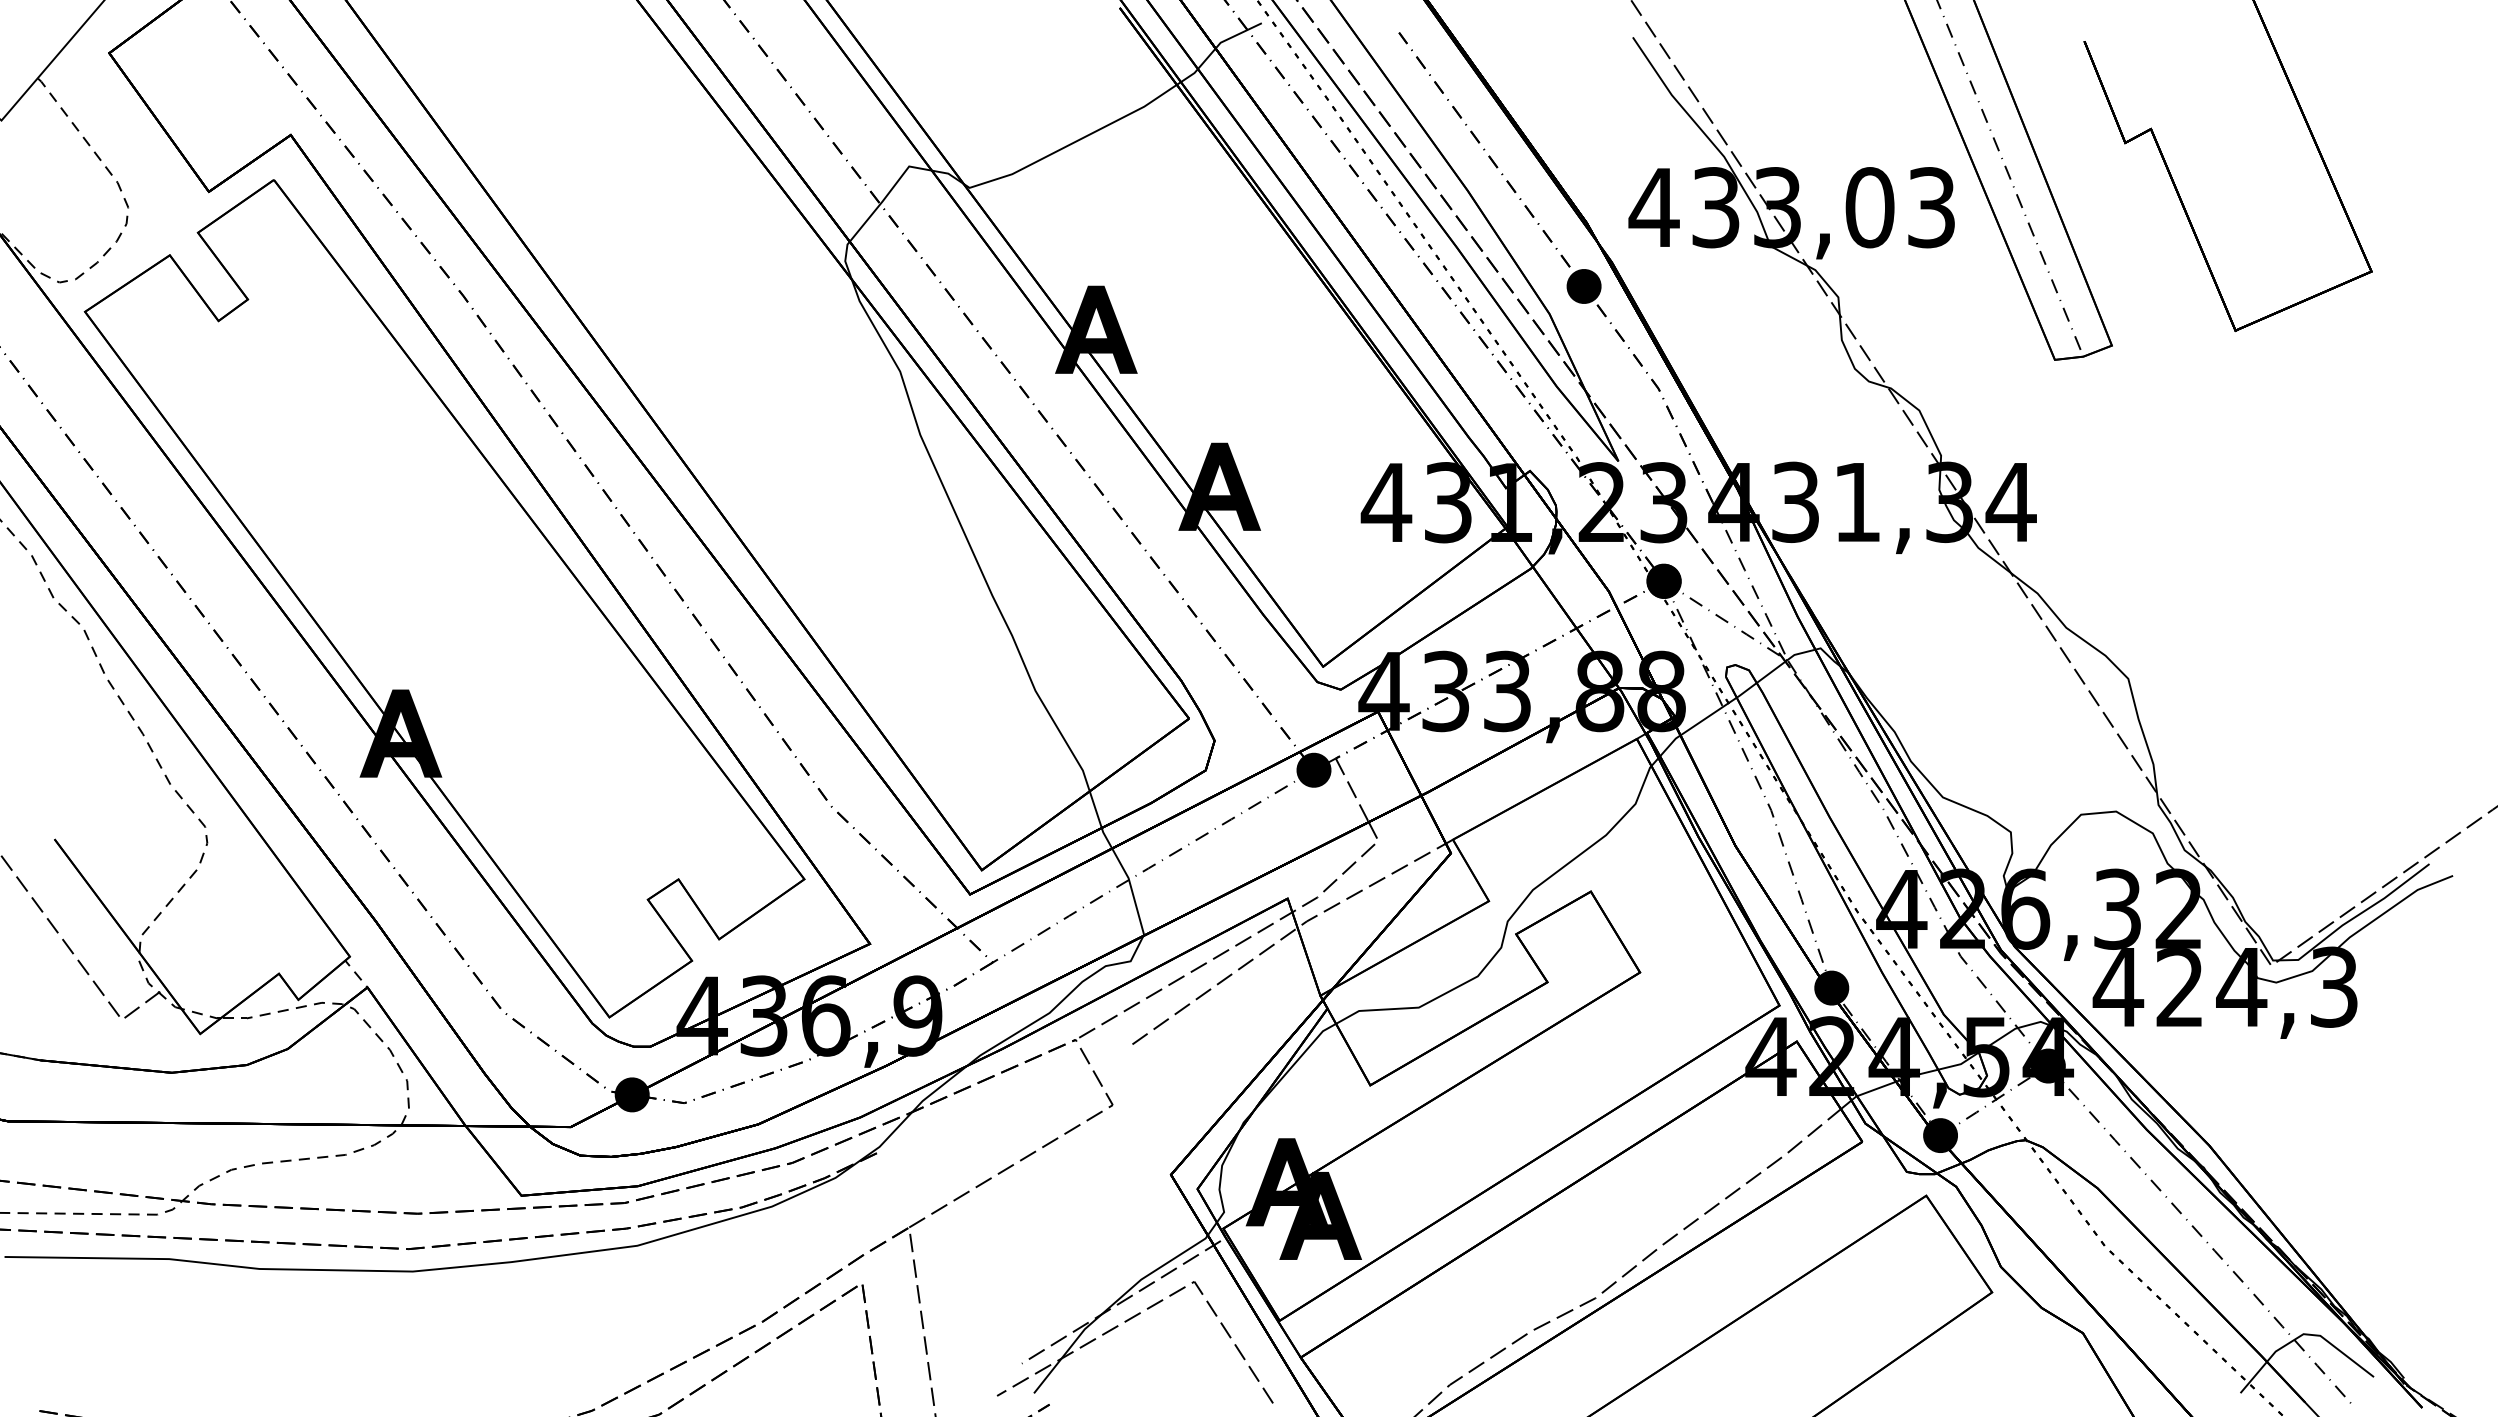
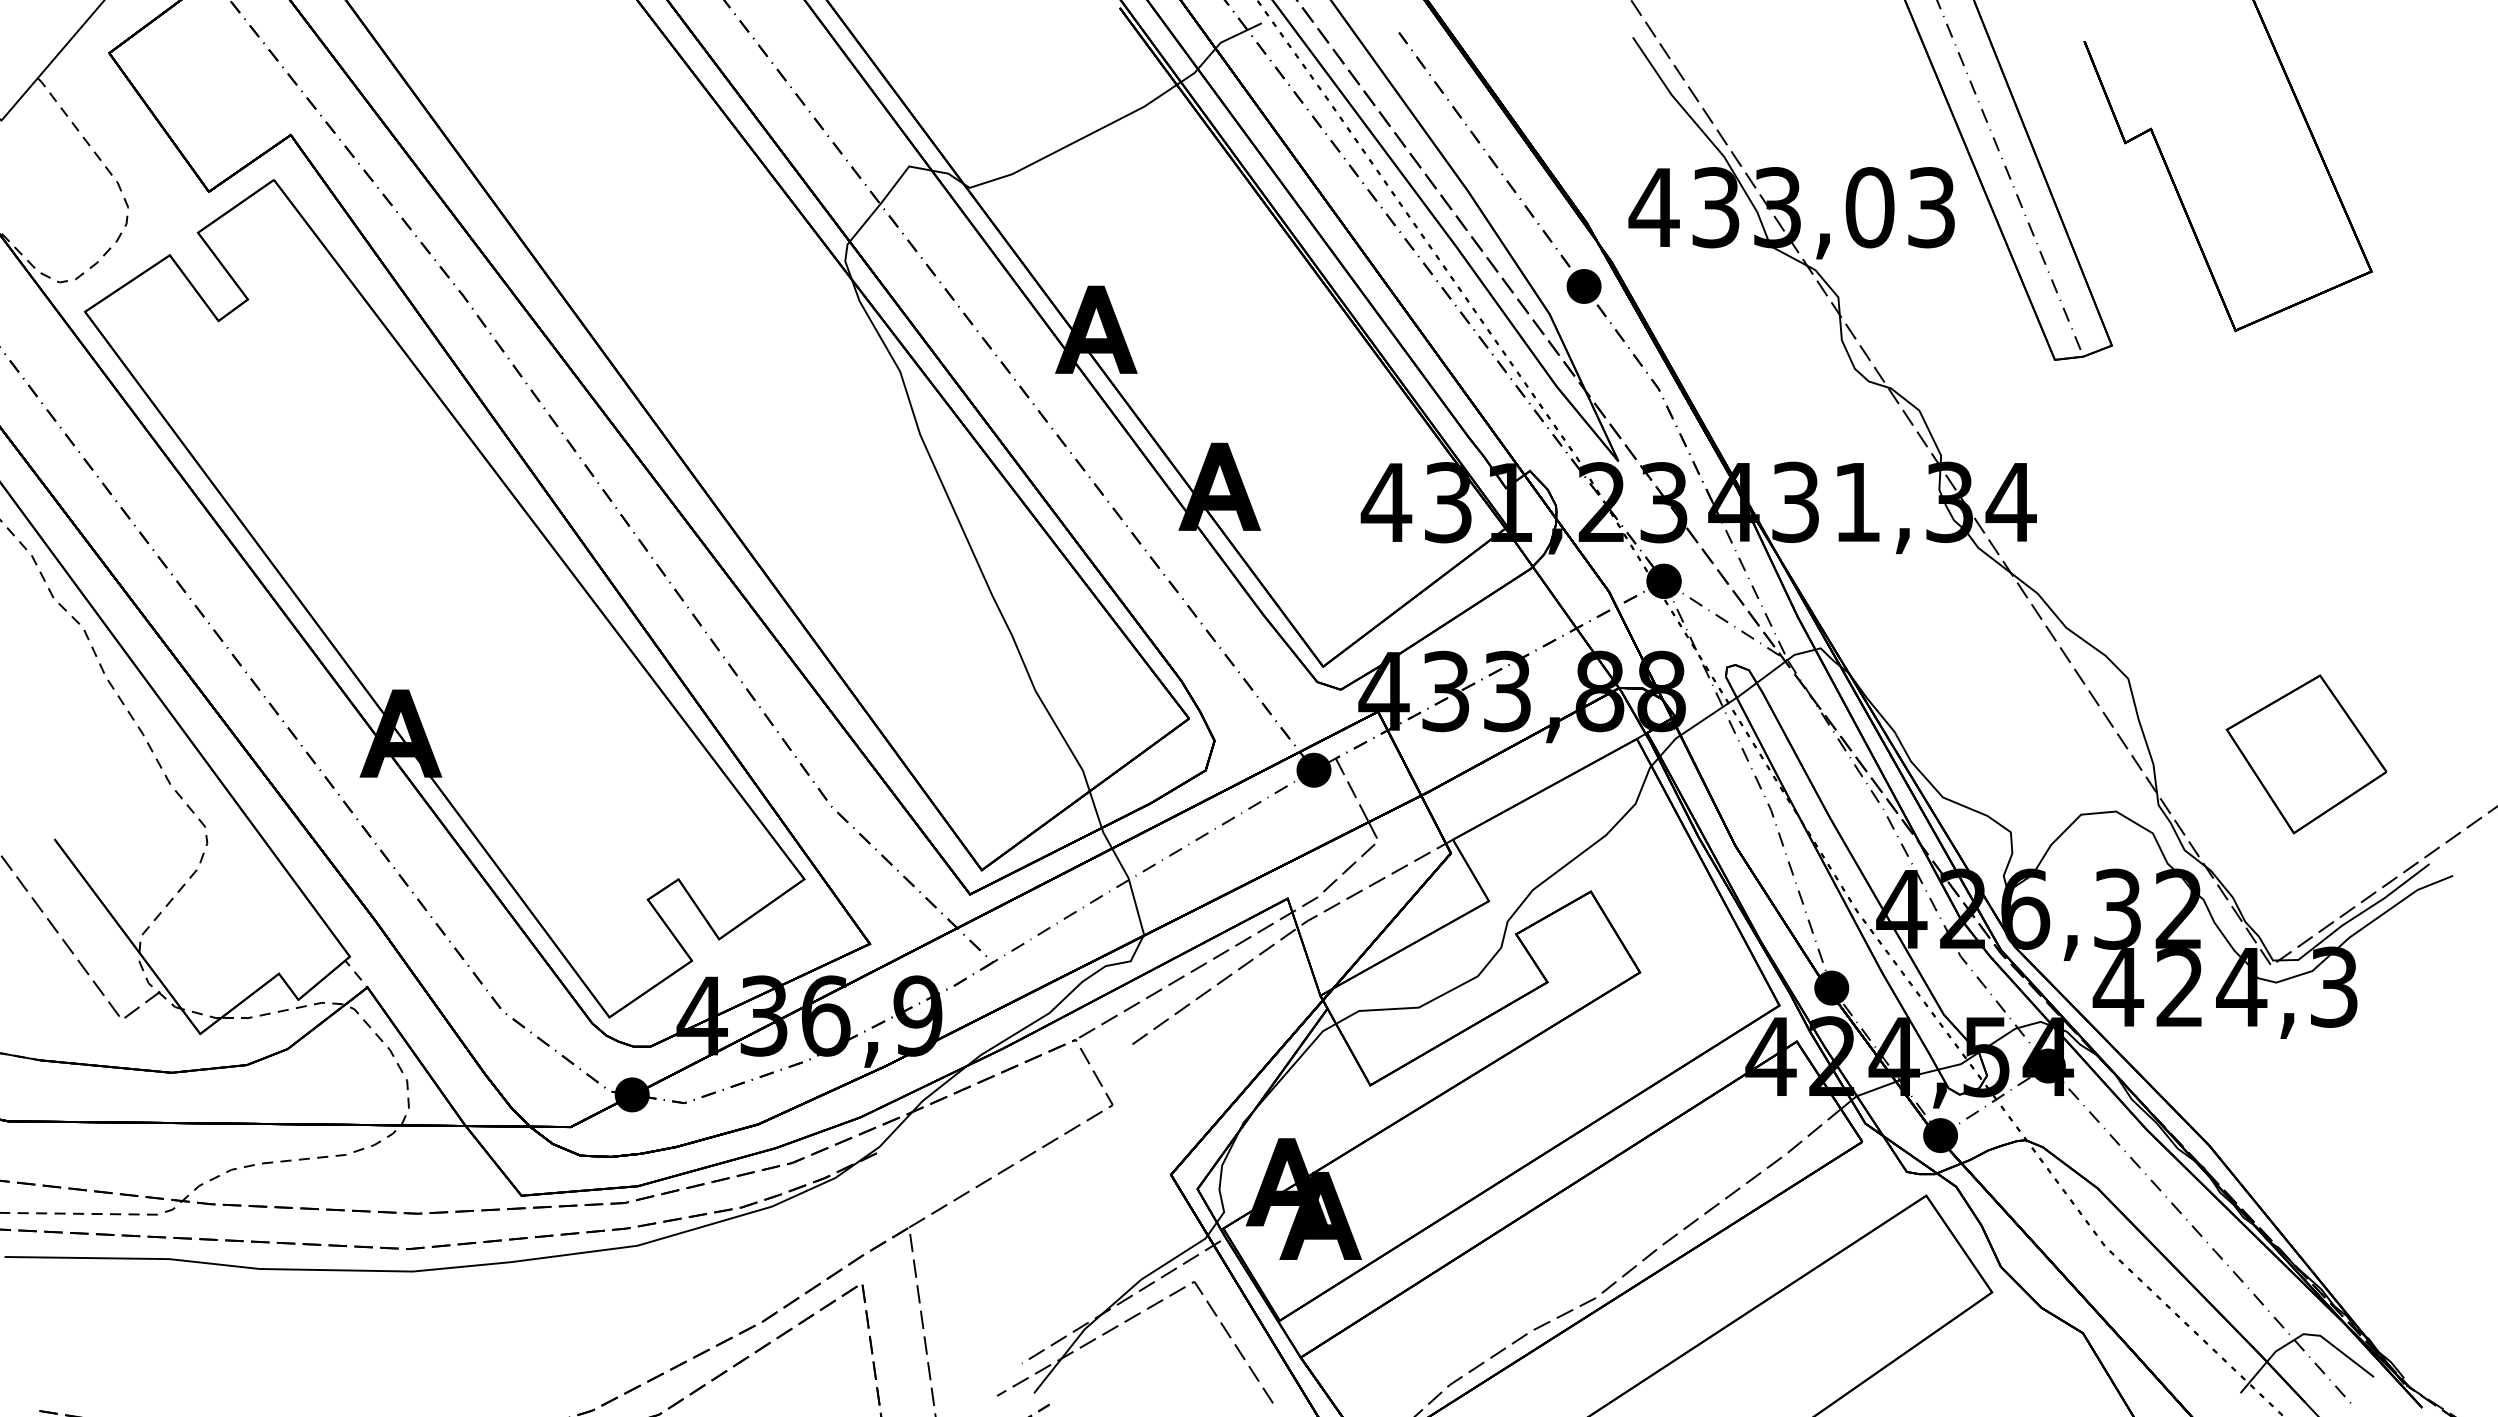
part: none -> present (2306, 754)
